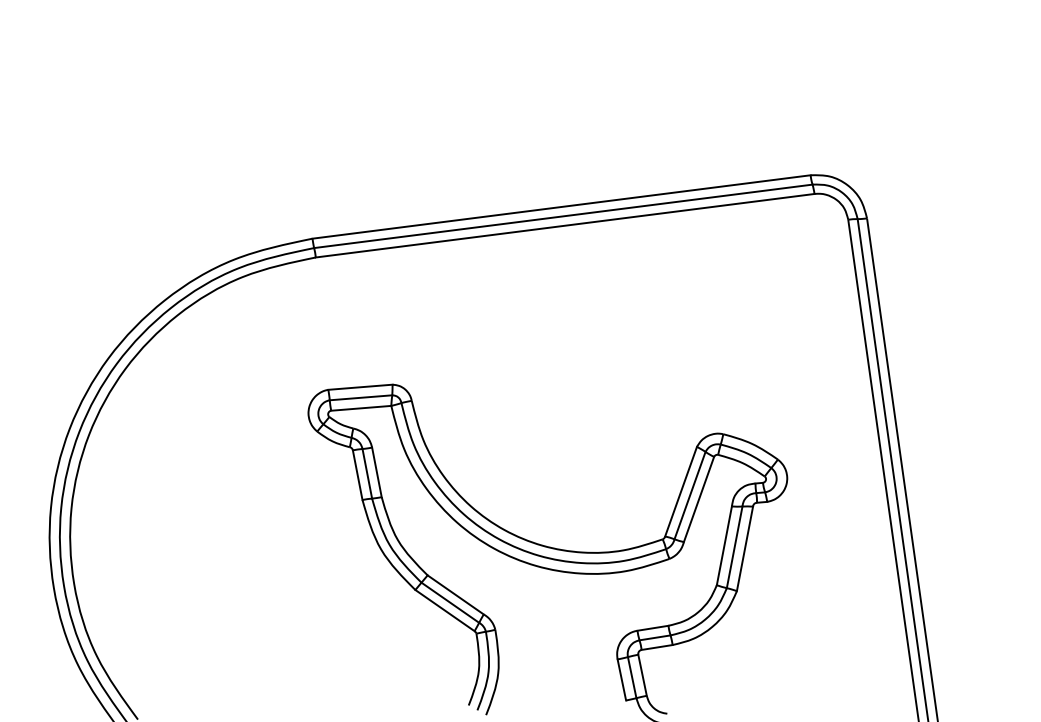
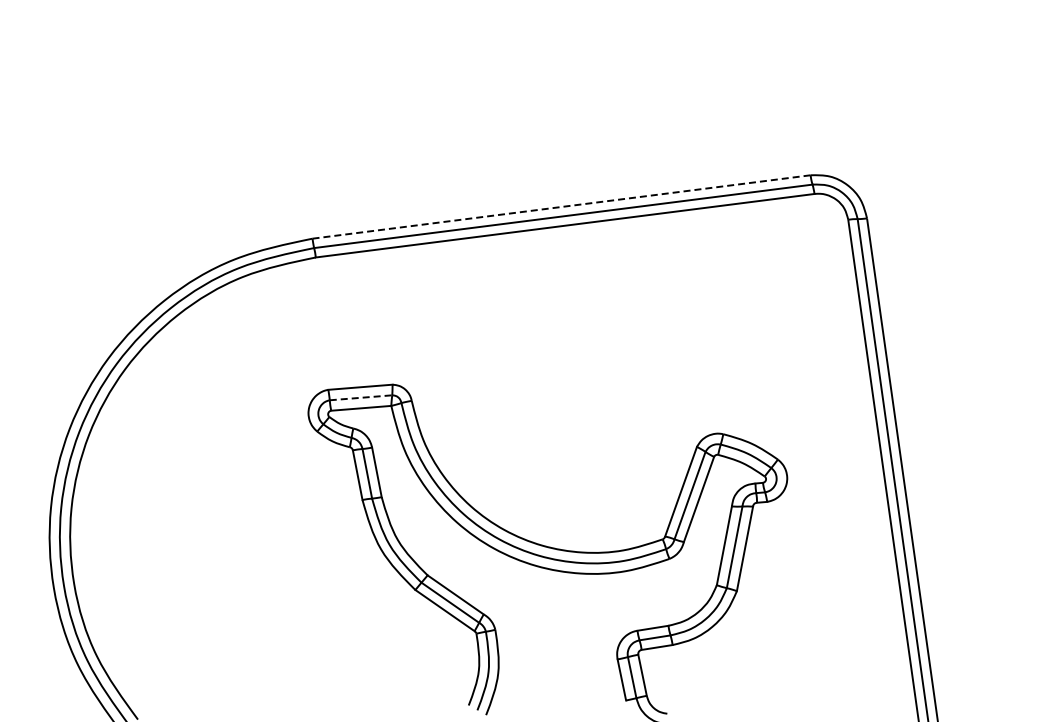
line: solid -> dashed (562, 206)
line: solid -> dashed (361, 397)
